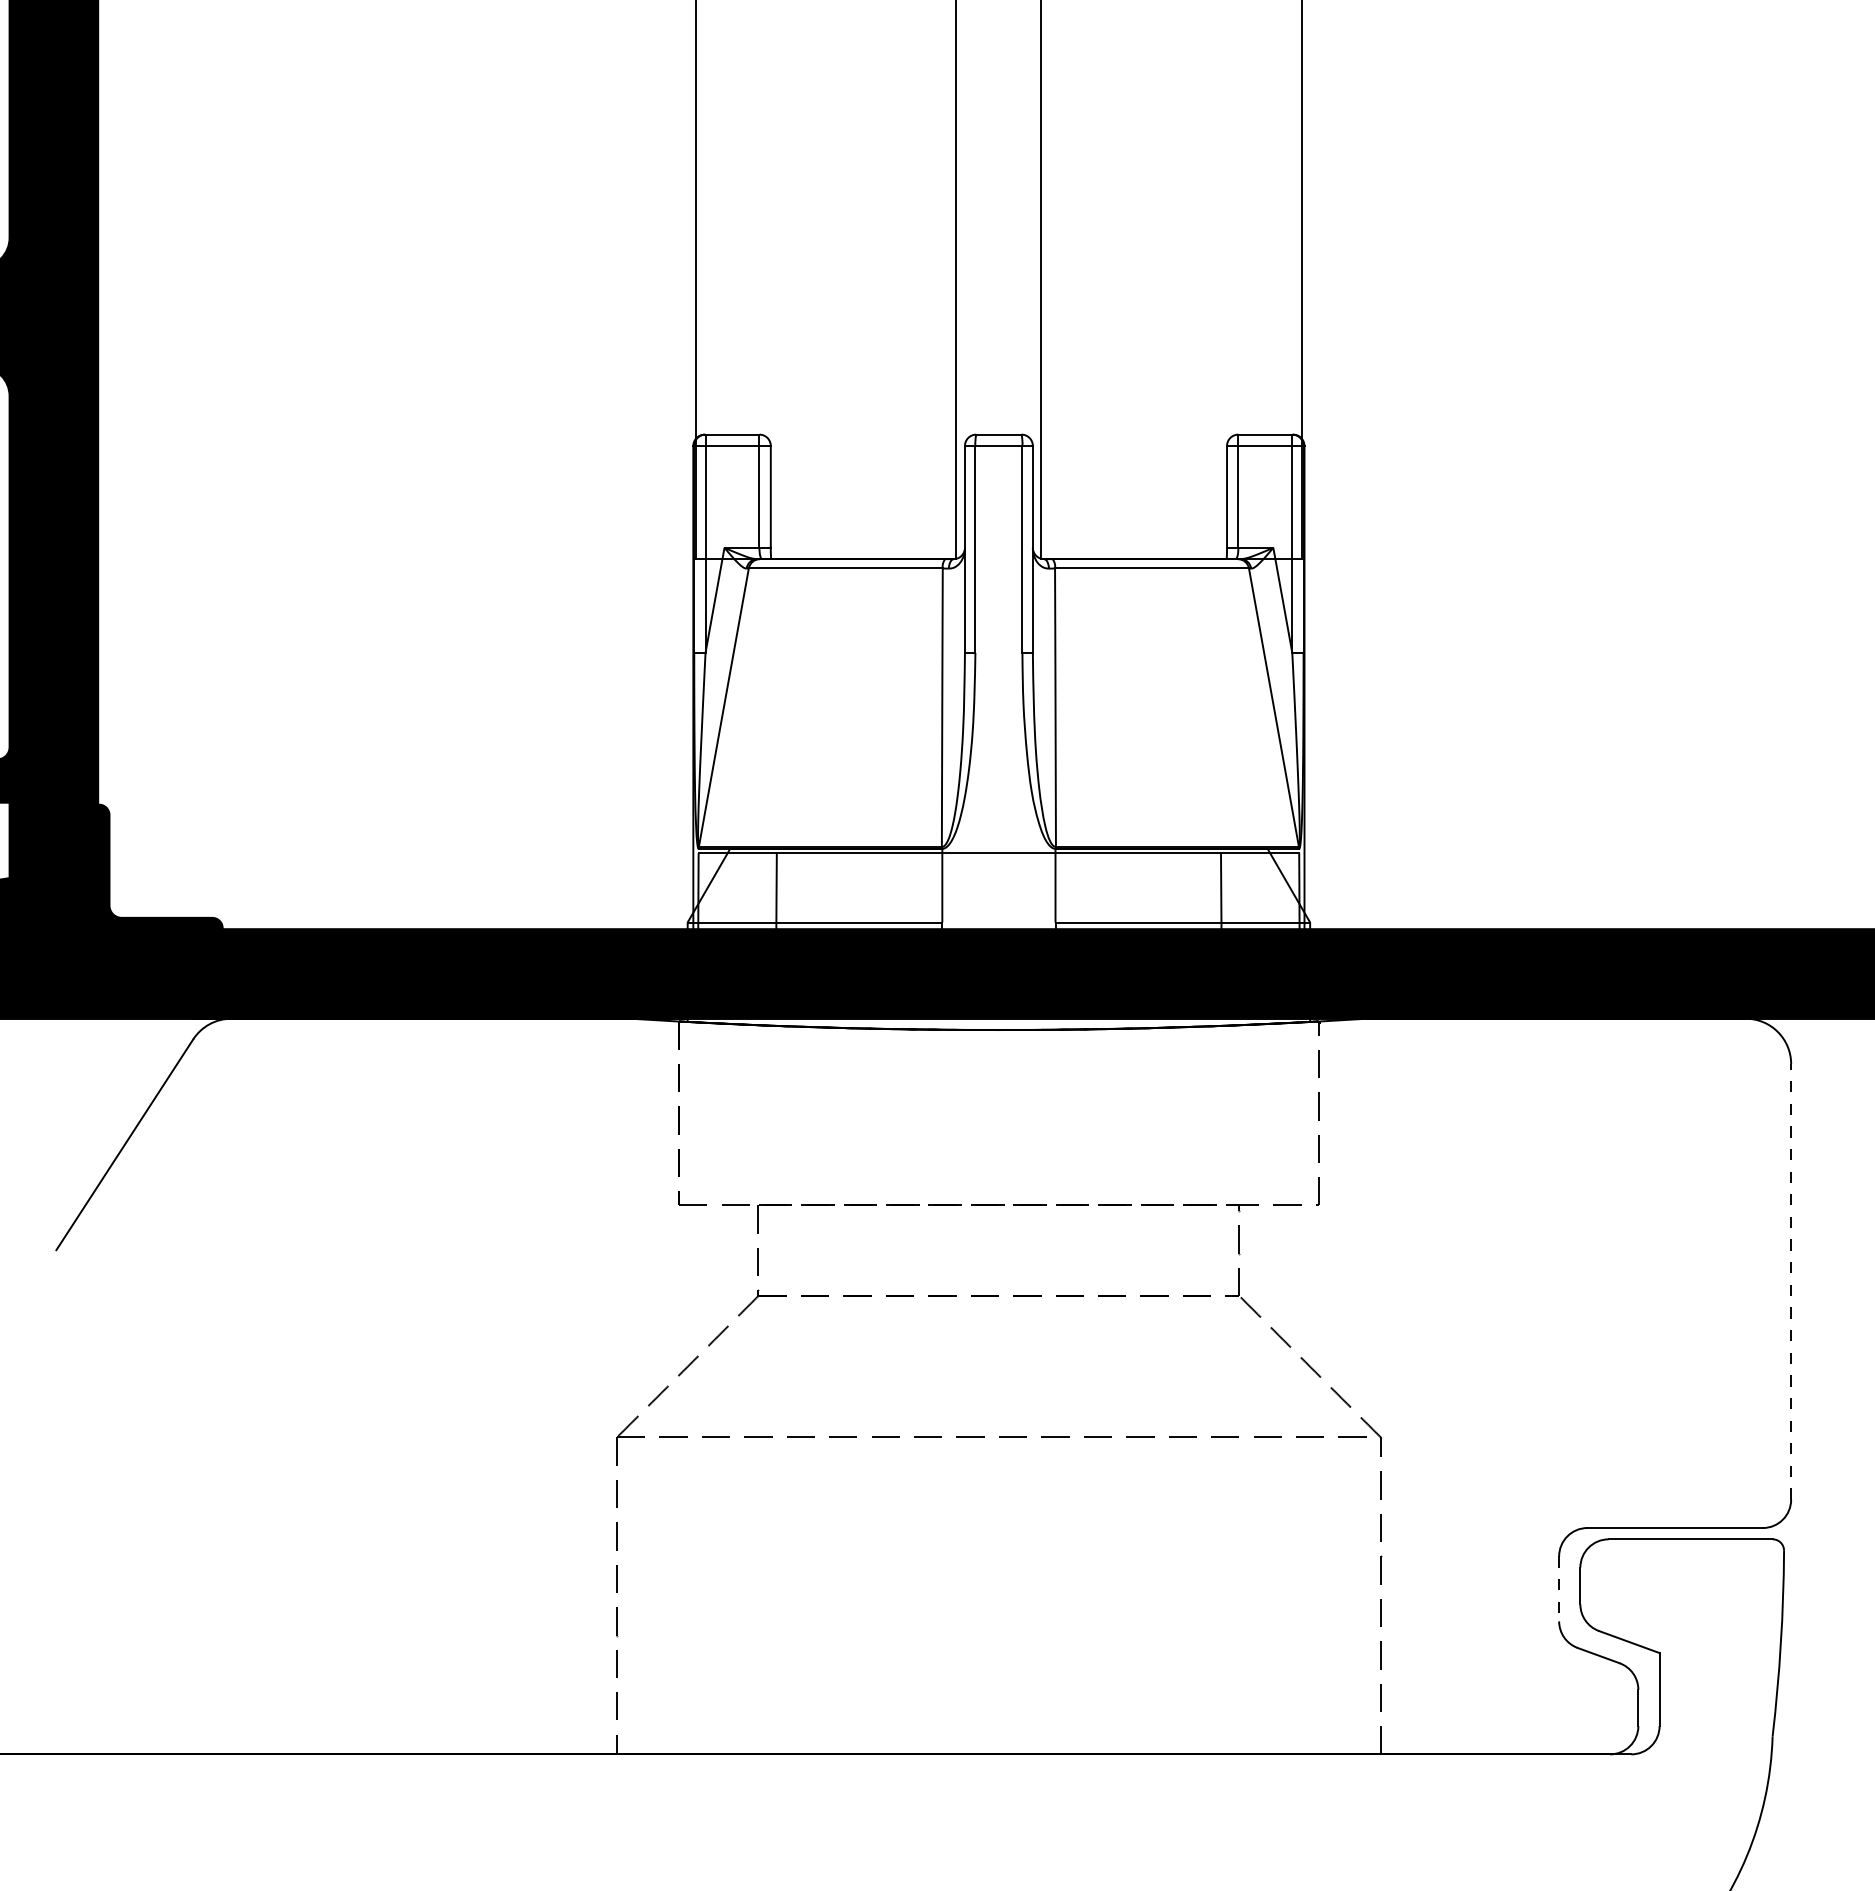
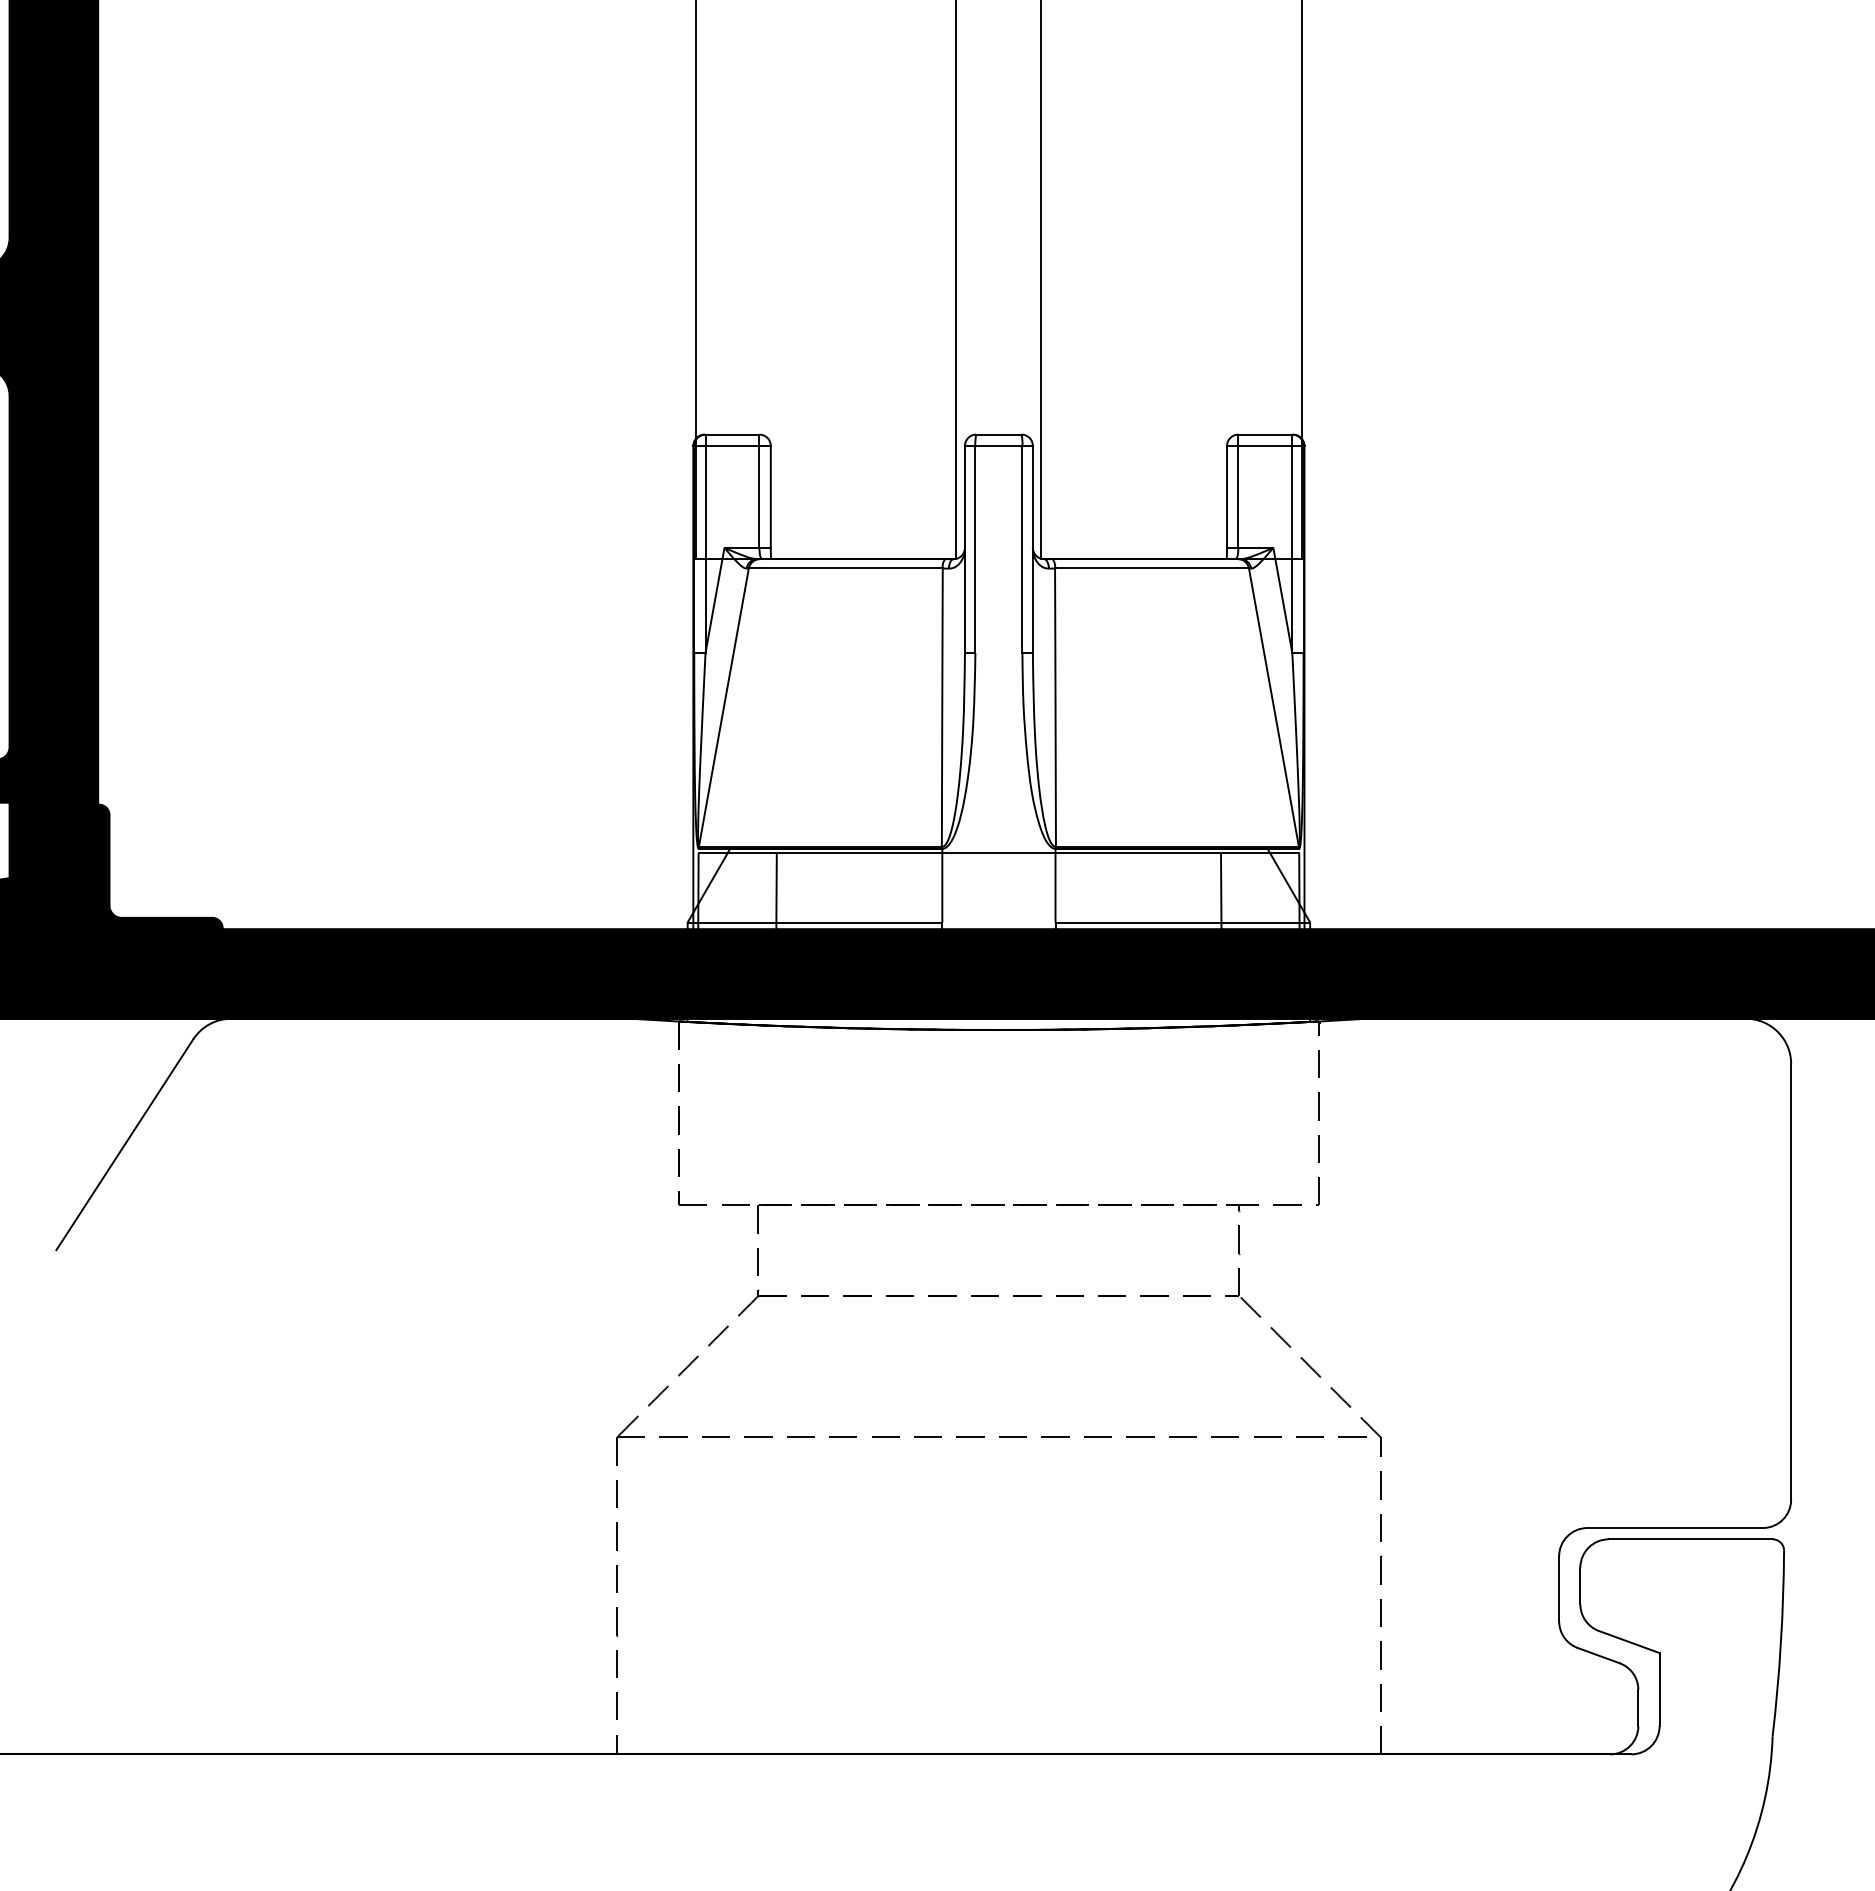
line: dashed -> solid (1791, 1281)
line: dashed -> solid (1559, 1588)
